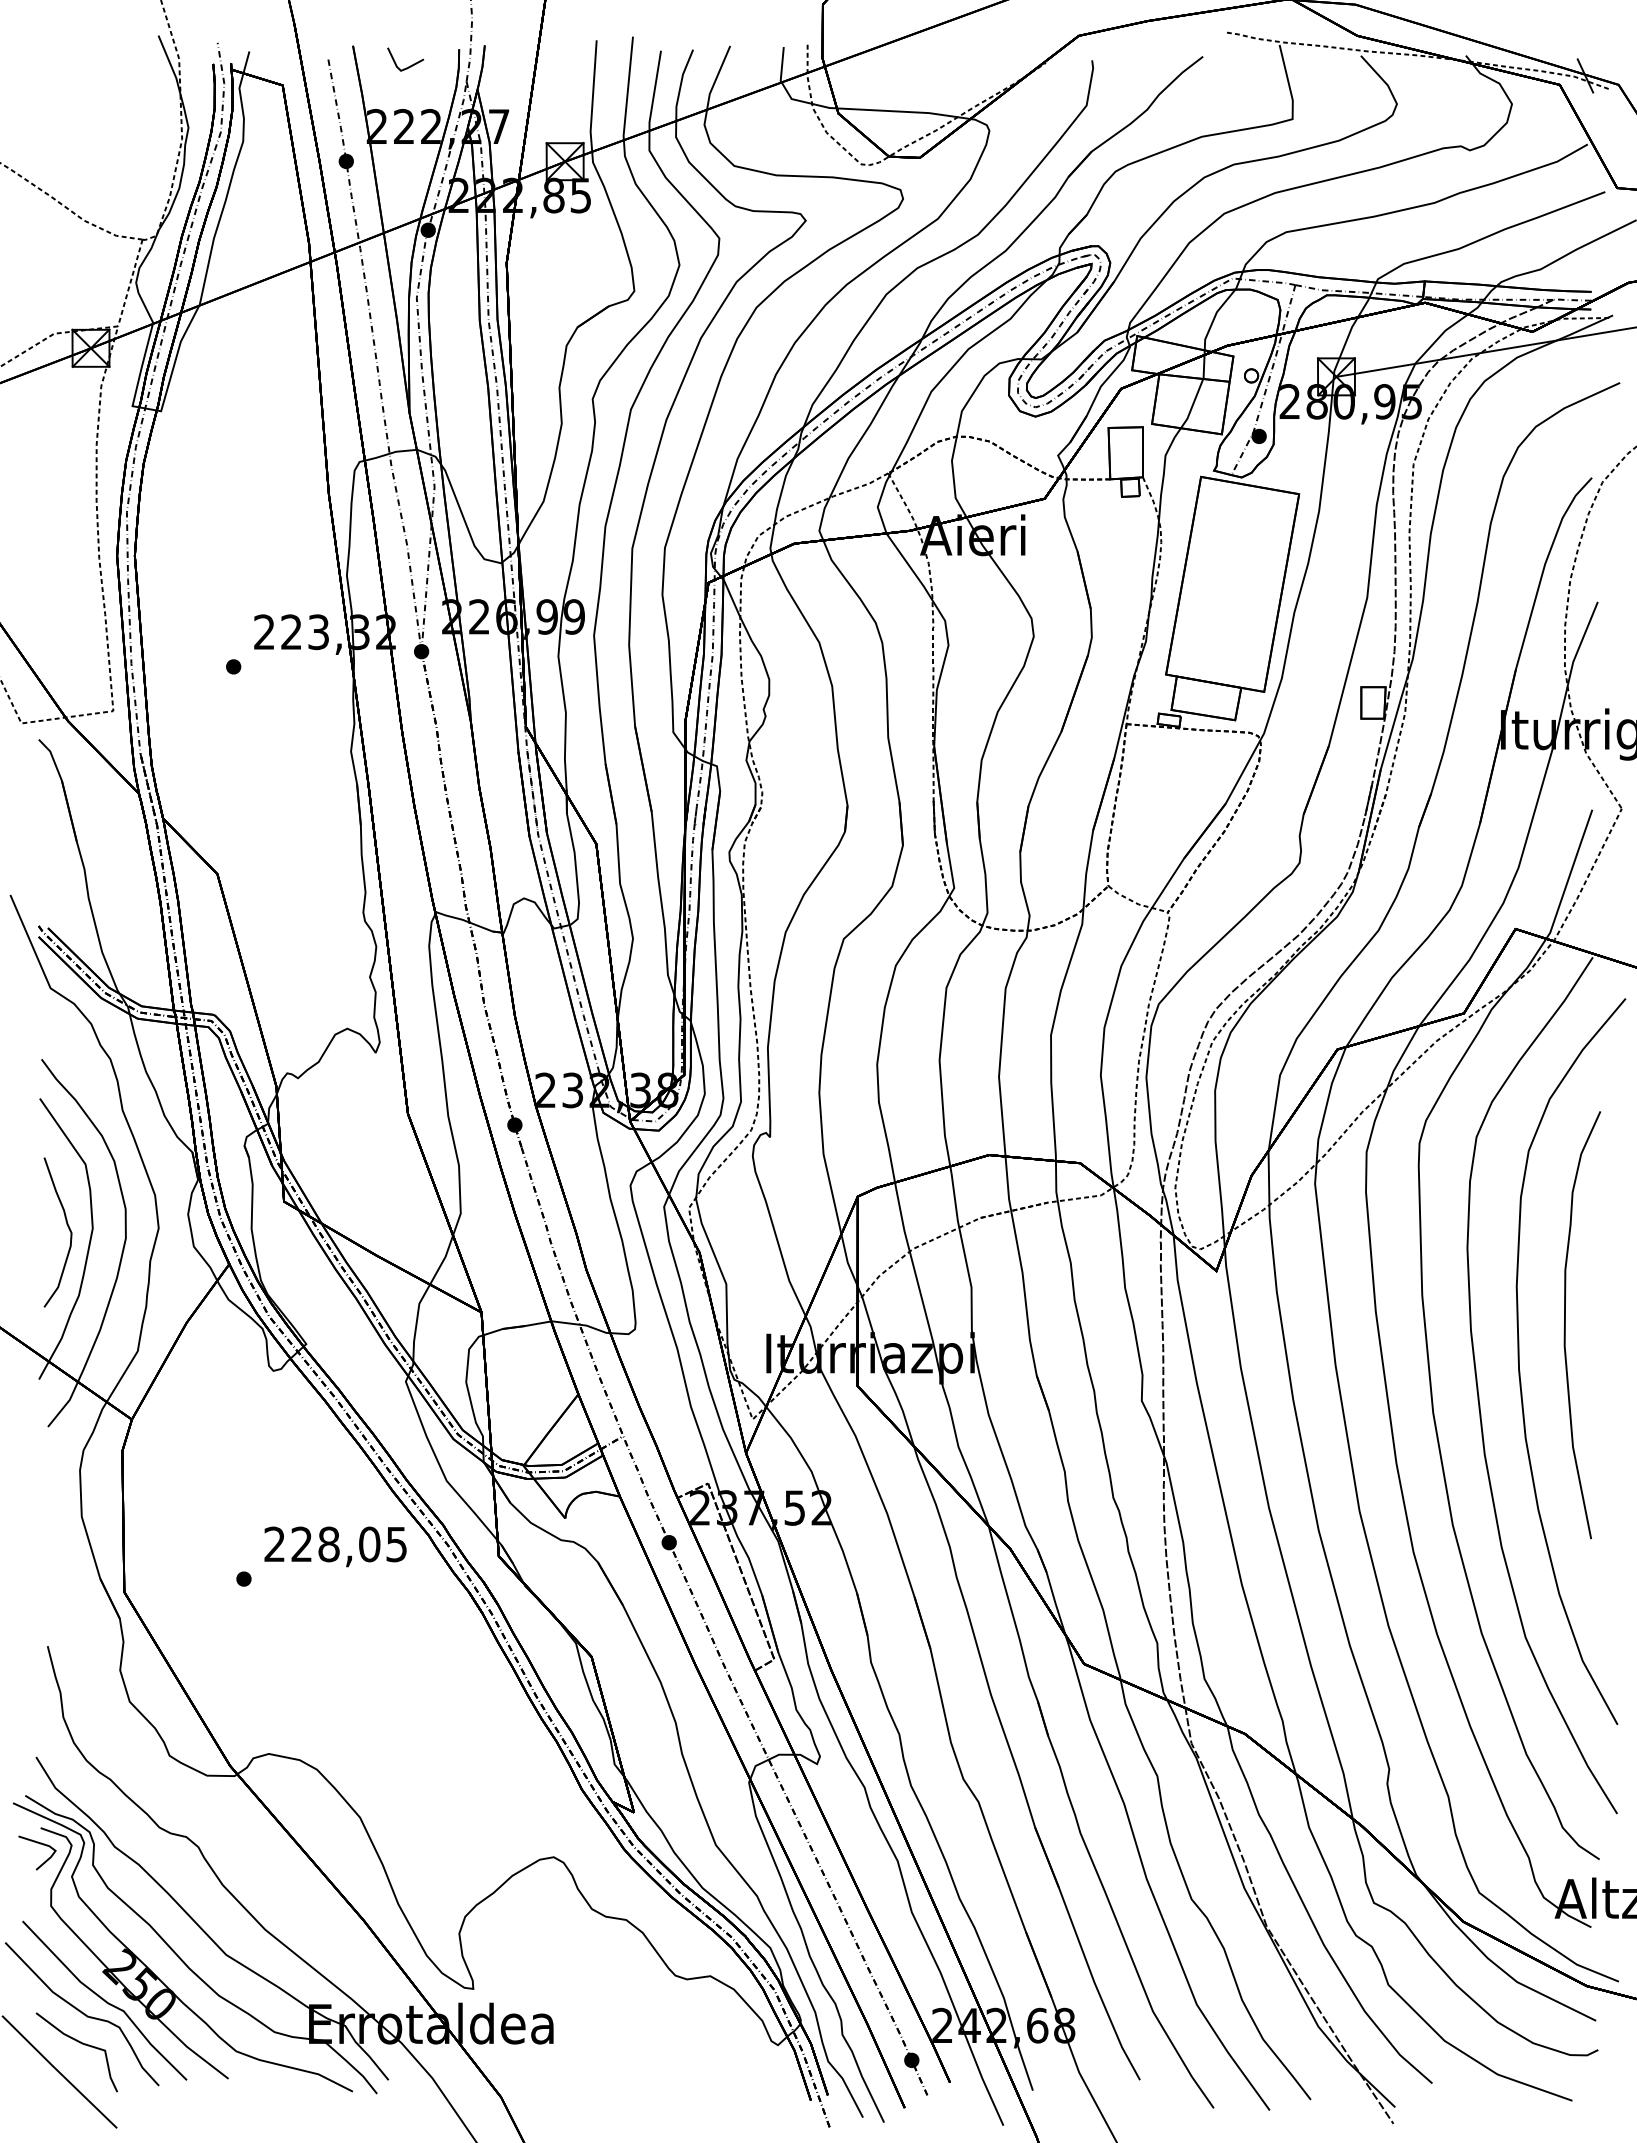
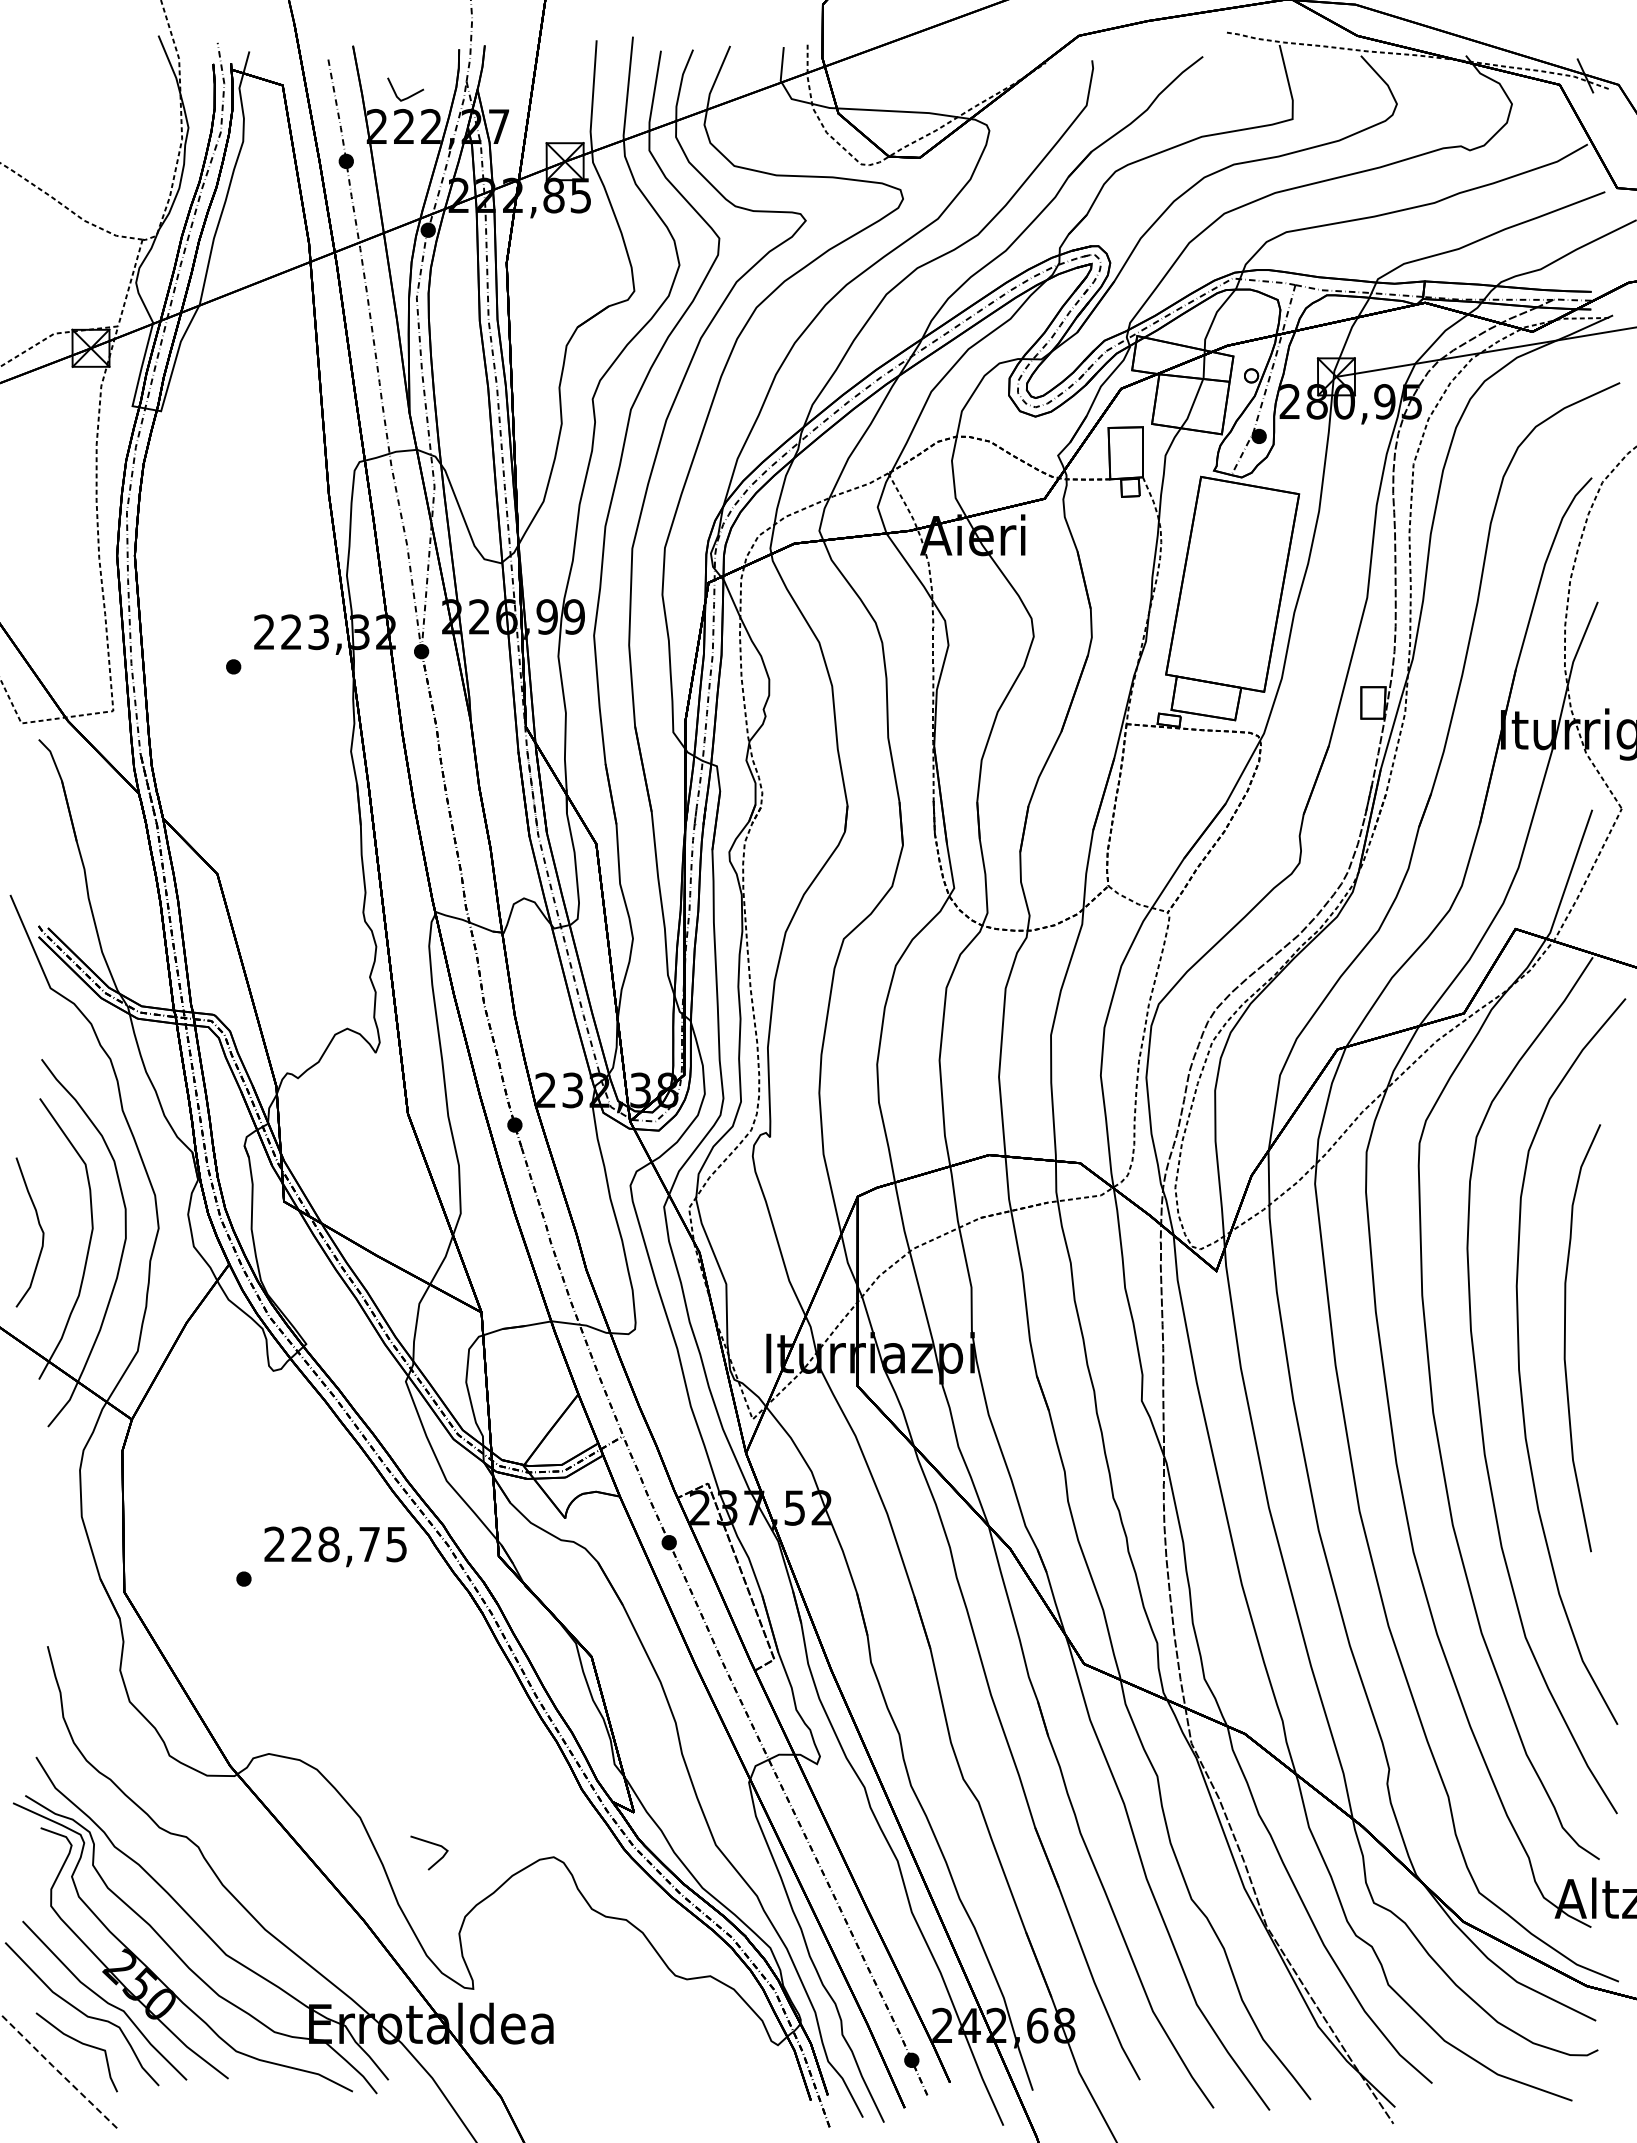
line position: (408, 66) -> (408, 96) (408, 96)
curve position: (68, 1229) -> (40, 1229) (40, 1229)
curve position: (1565, 1325) -> (1565, 1338) (1565, 1338)
text: 228,05 -> 228,75 (369, 1544)
line position: (40, 1844) -> (432, 1844) (432, 1844)
line: solid -> dashed (59, 2072)
